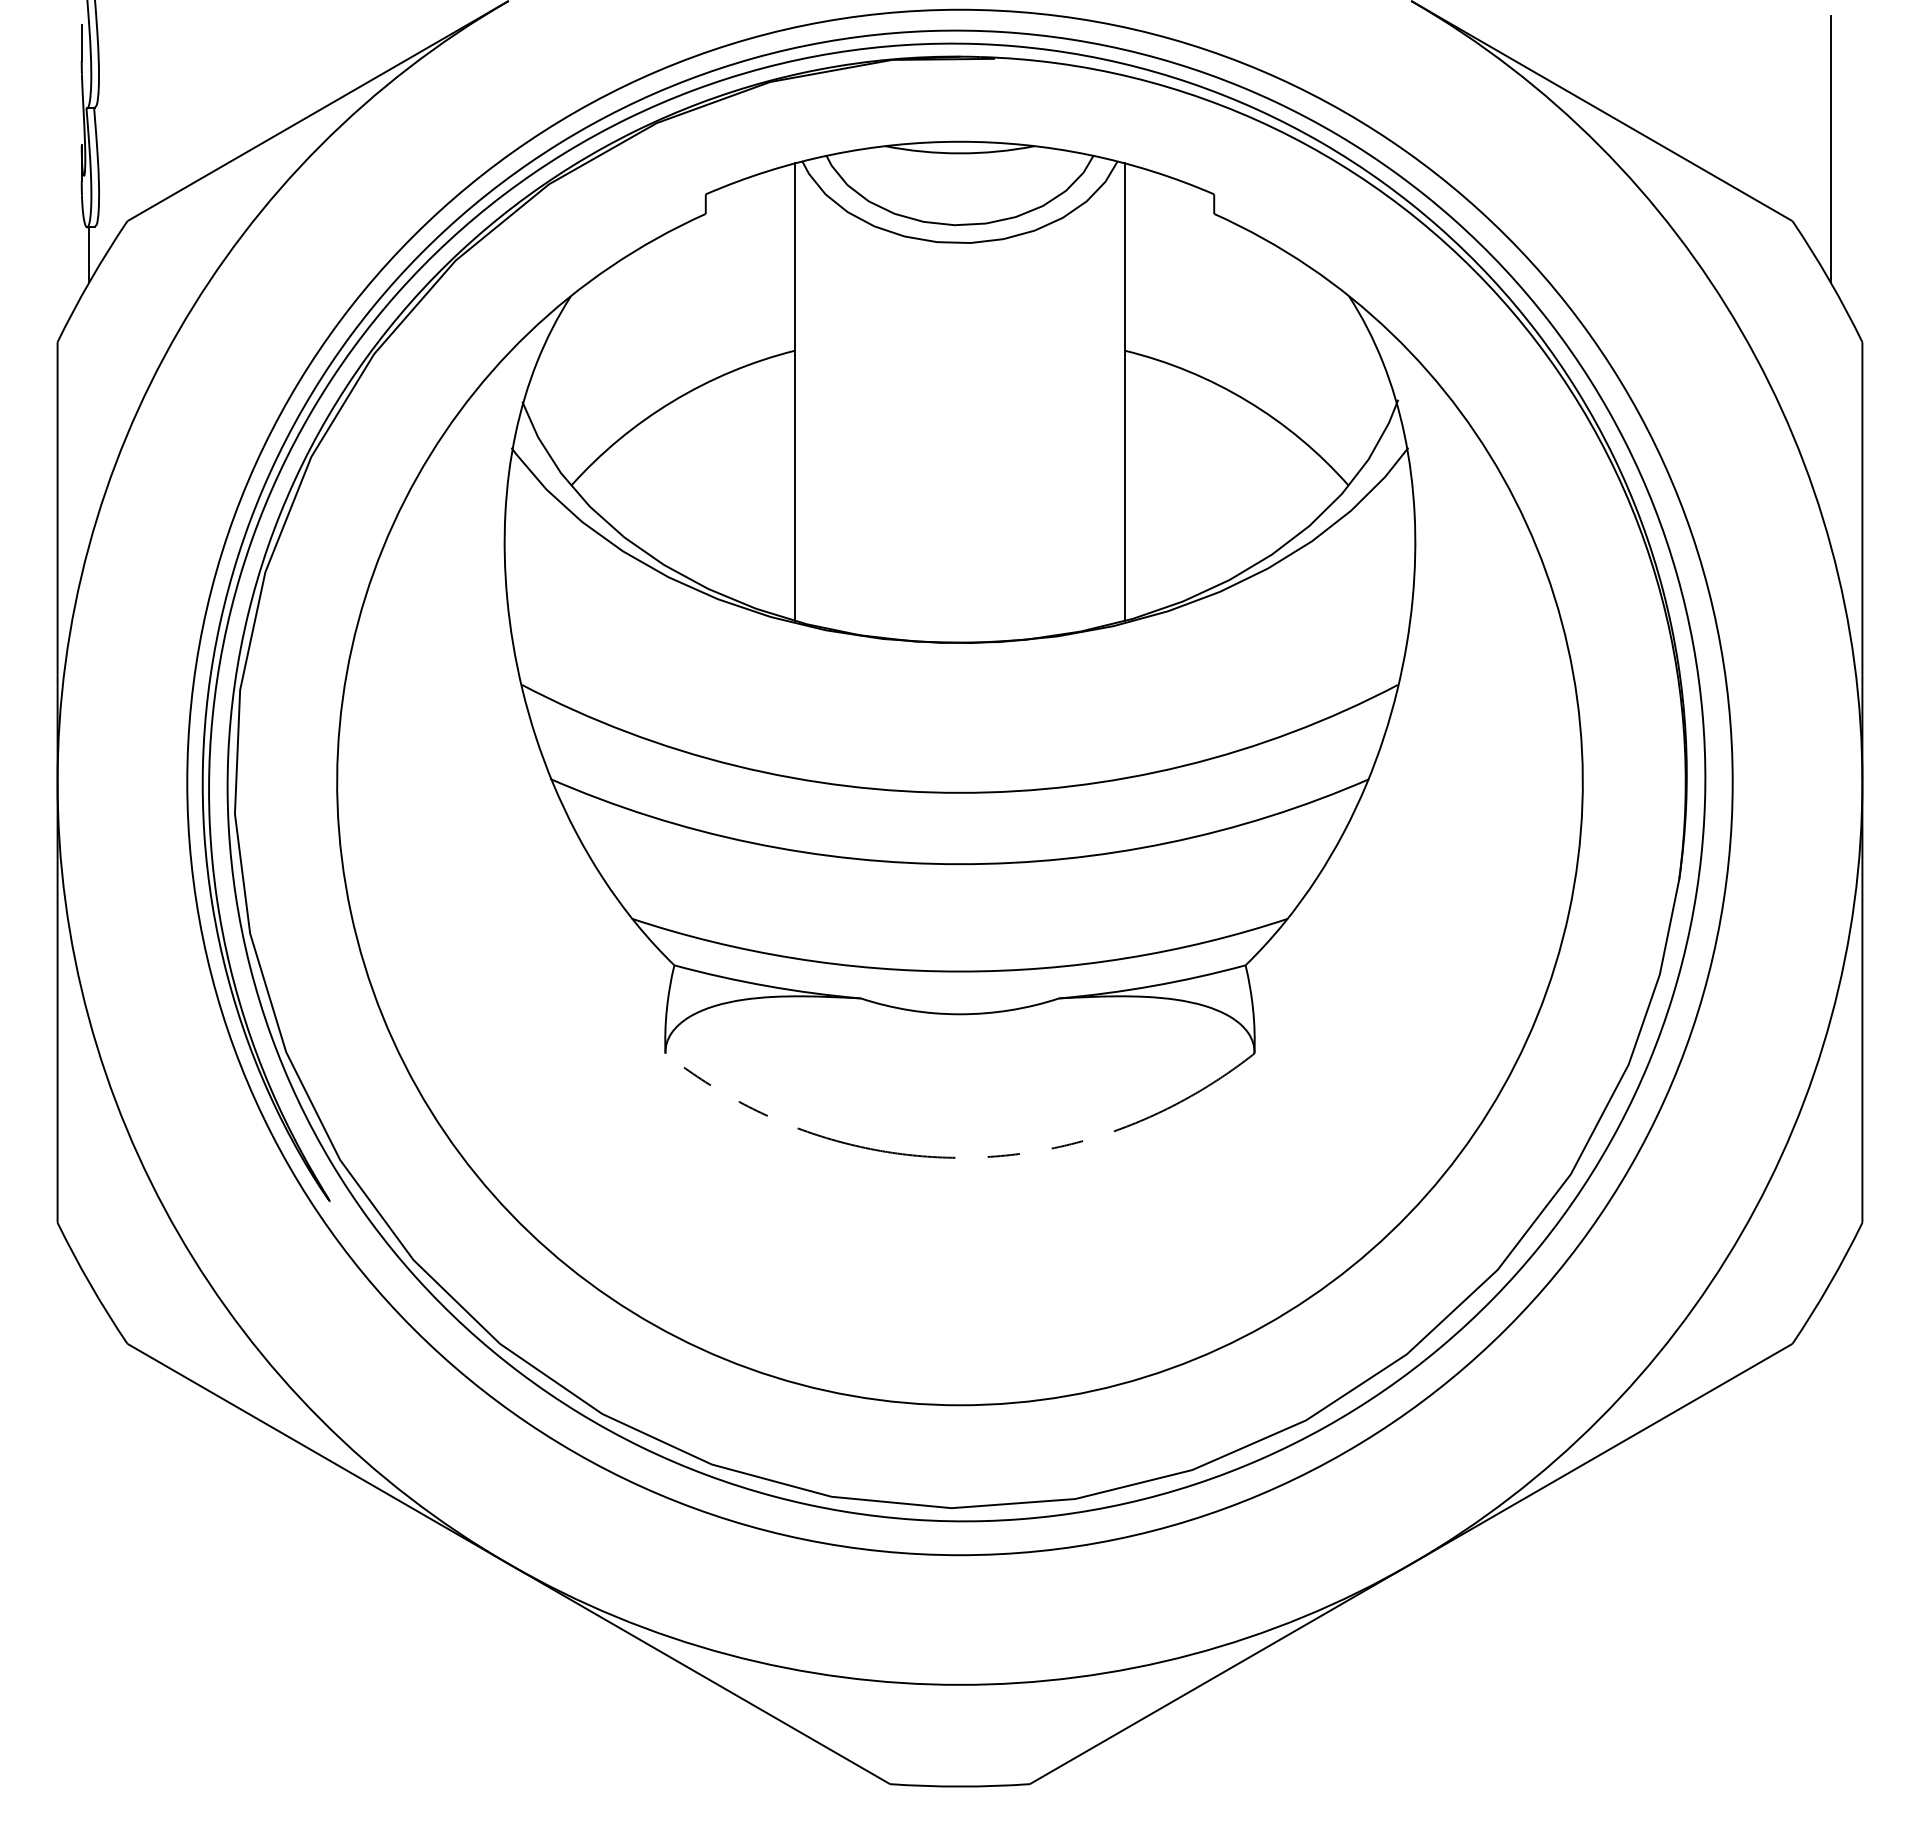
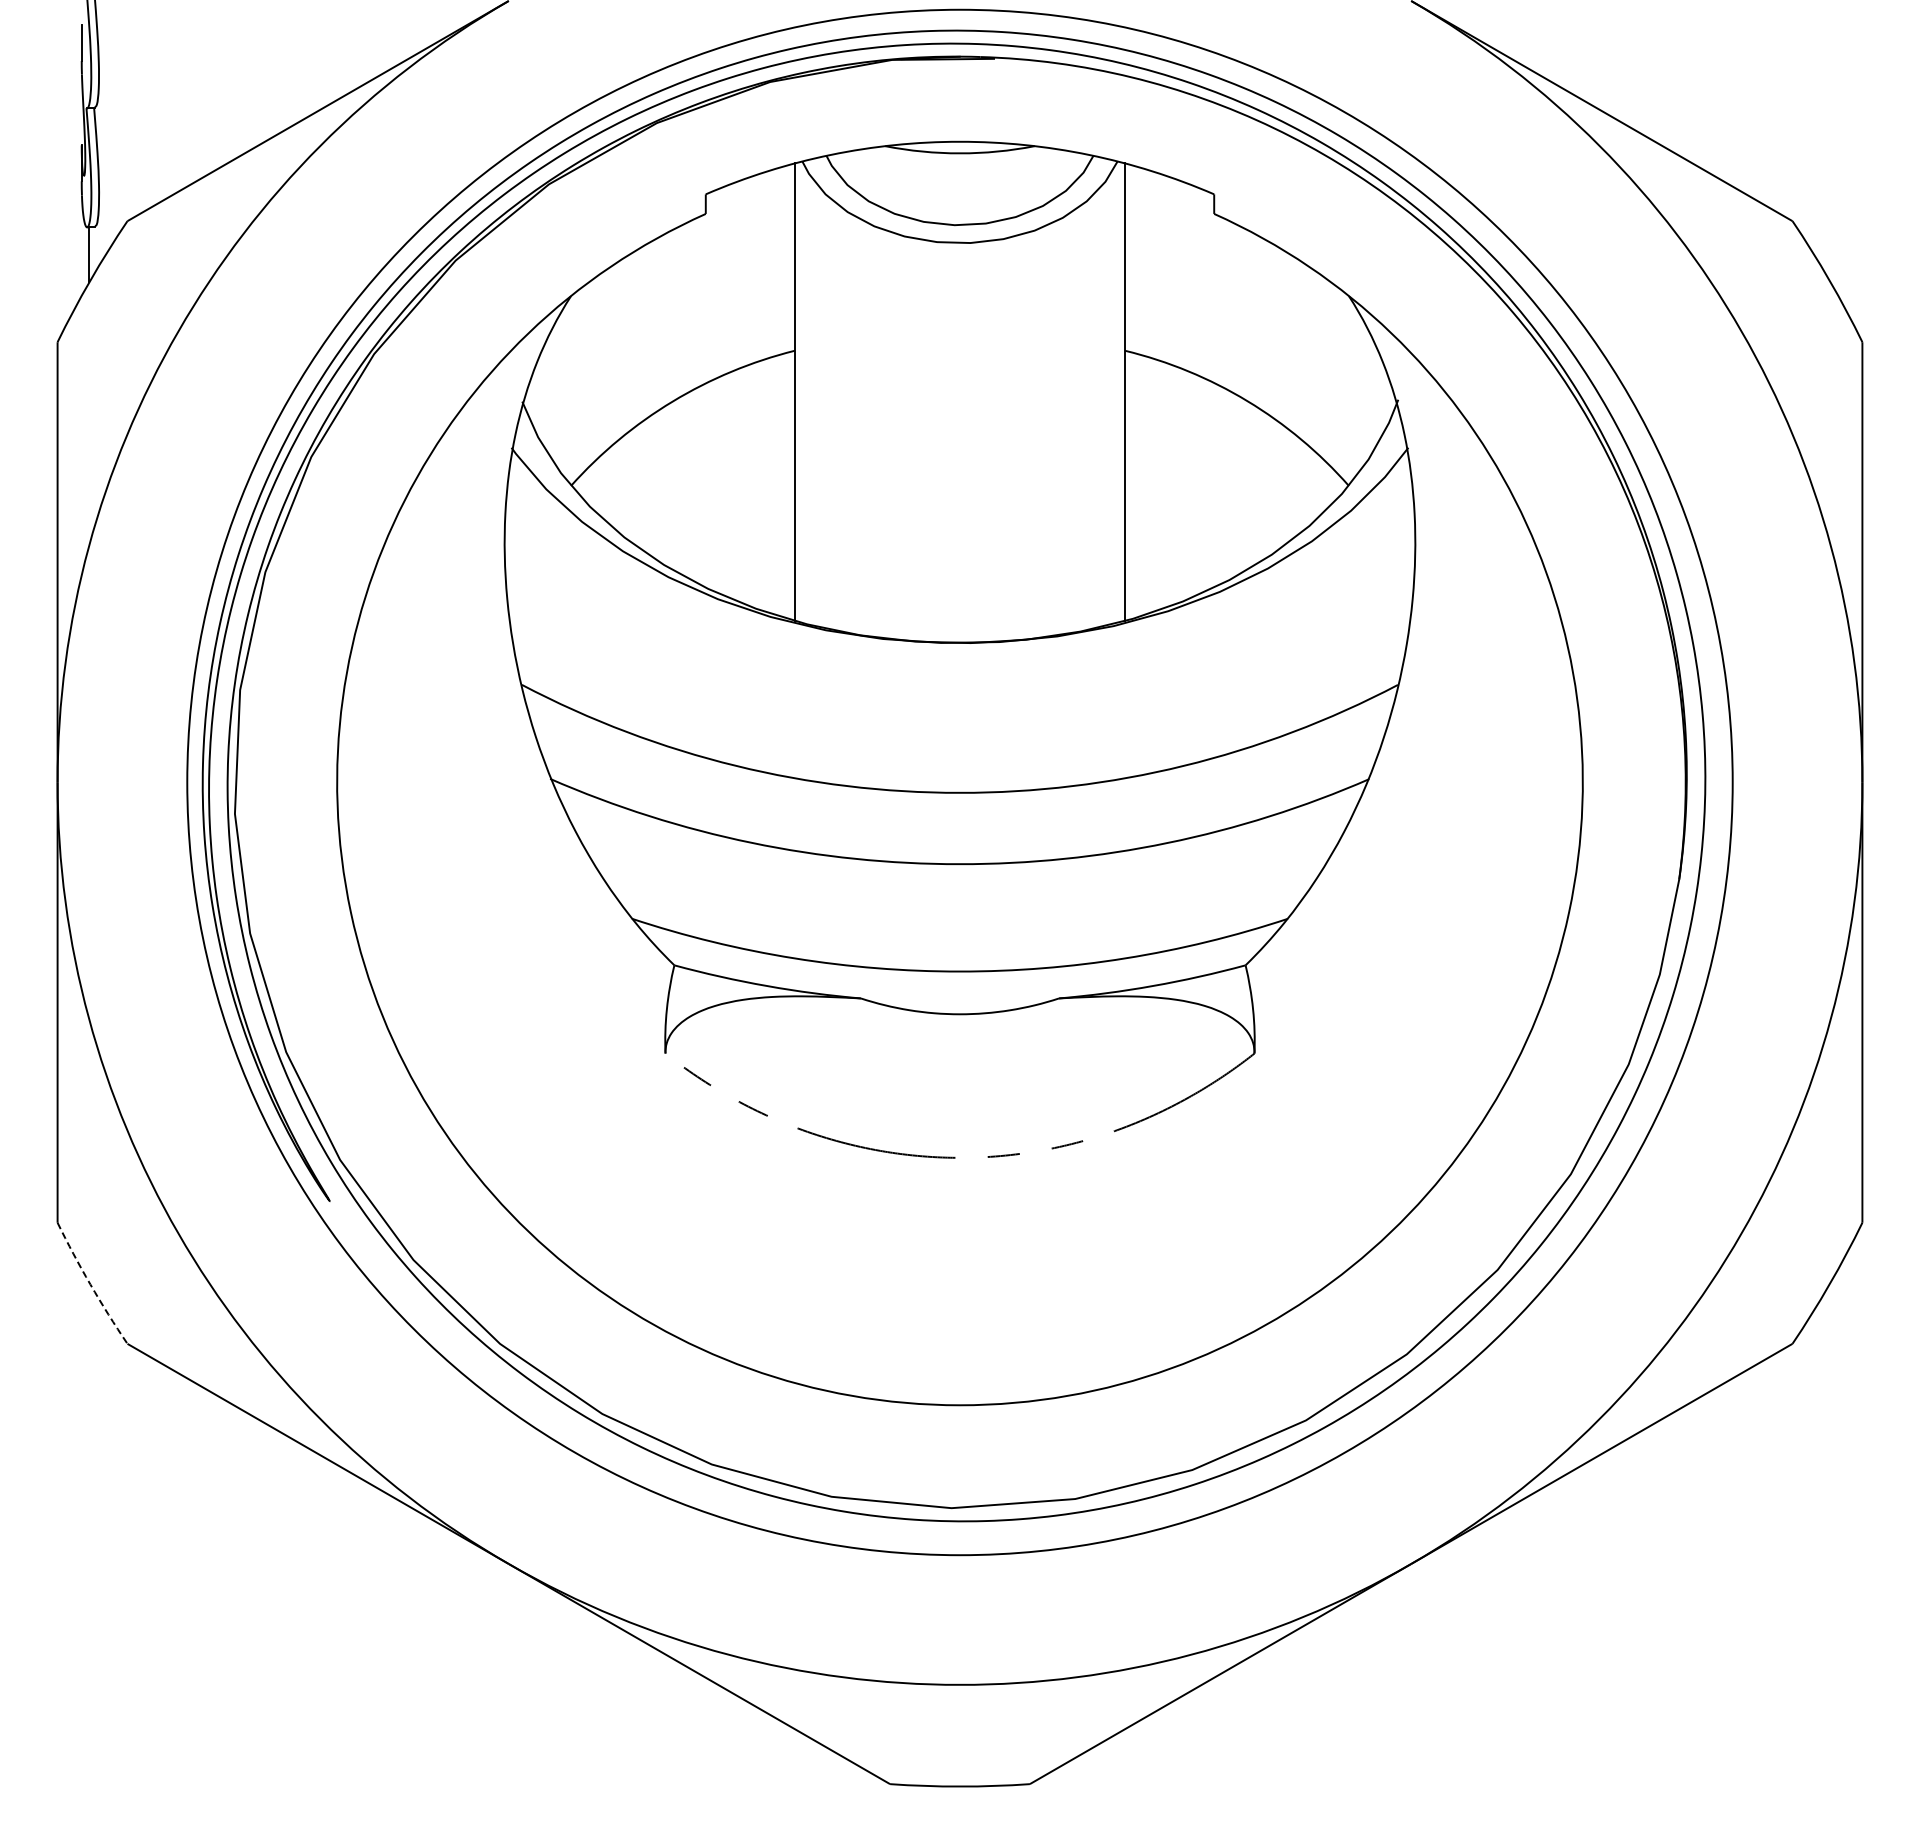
line: present -> none (1830, 148)
arc: solid -> dashed (90, 1284)
